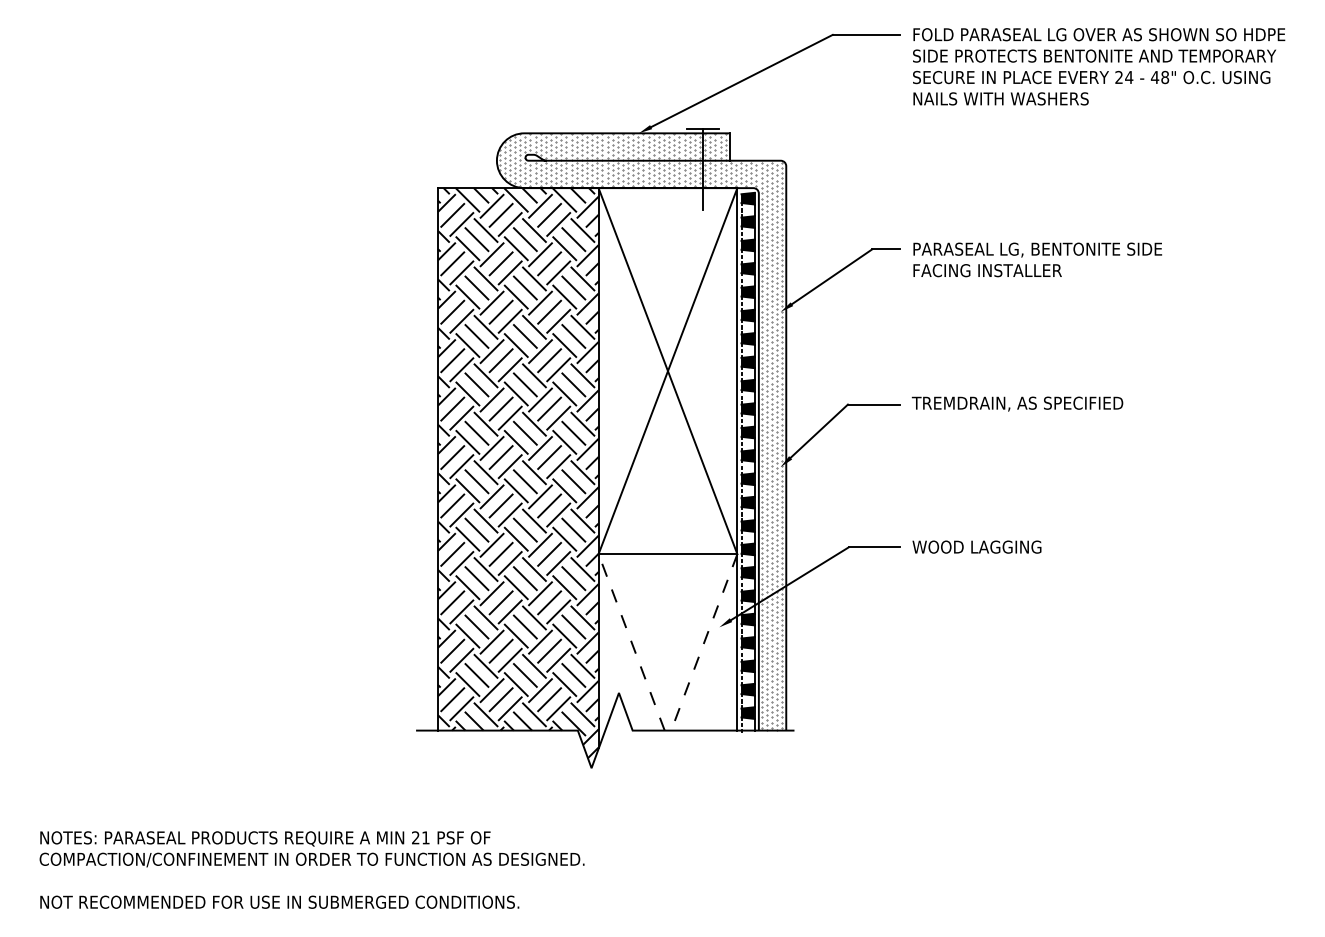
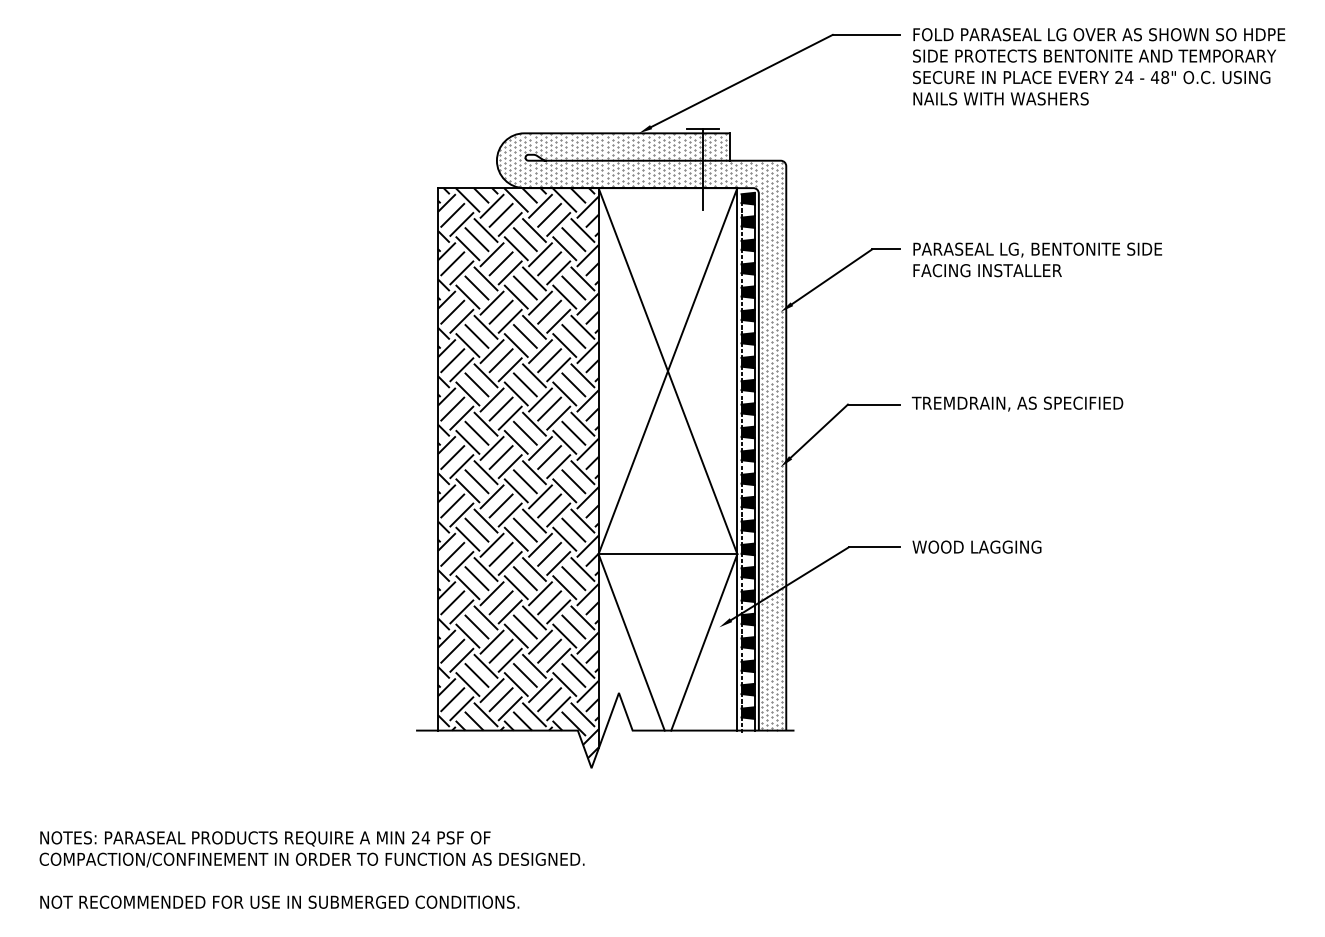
line: dashed -> solid (631, 641)
line: dashed -> solid (704, 642)
text: 21 -> 24 (425, 837)
